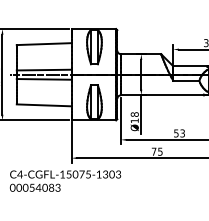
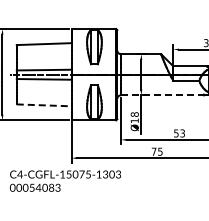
line: solid -> dashed (162, 95)
line: solid -> dashed (44, 105)
